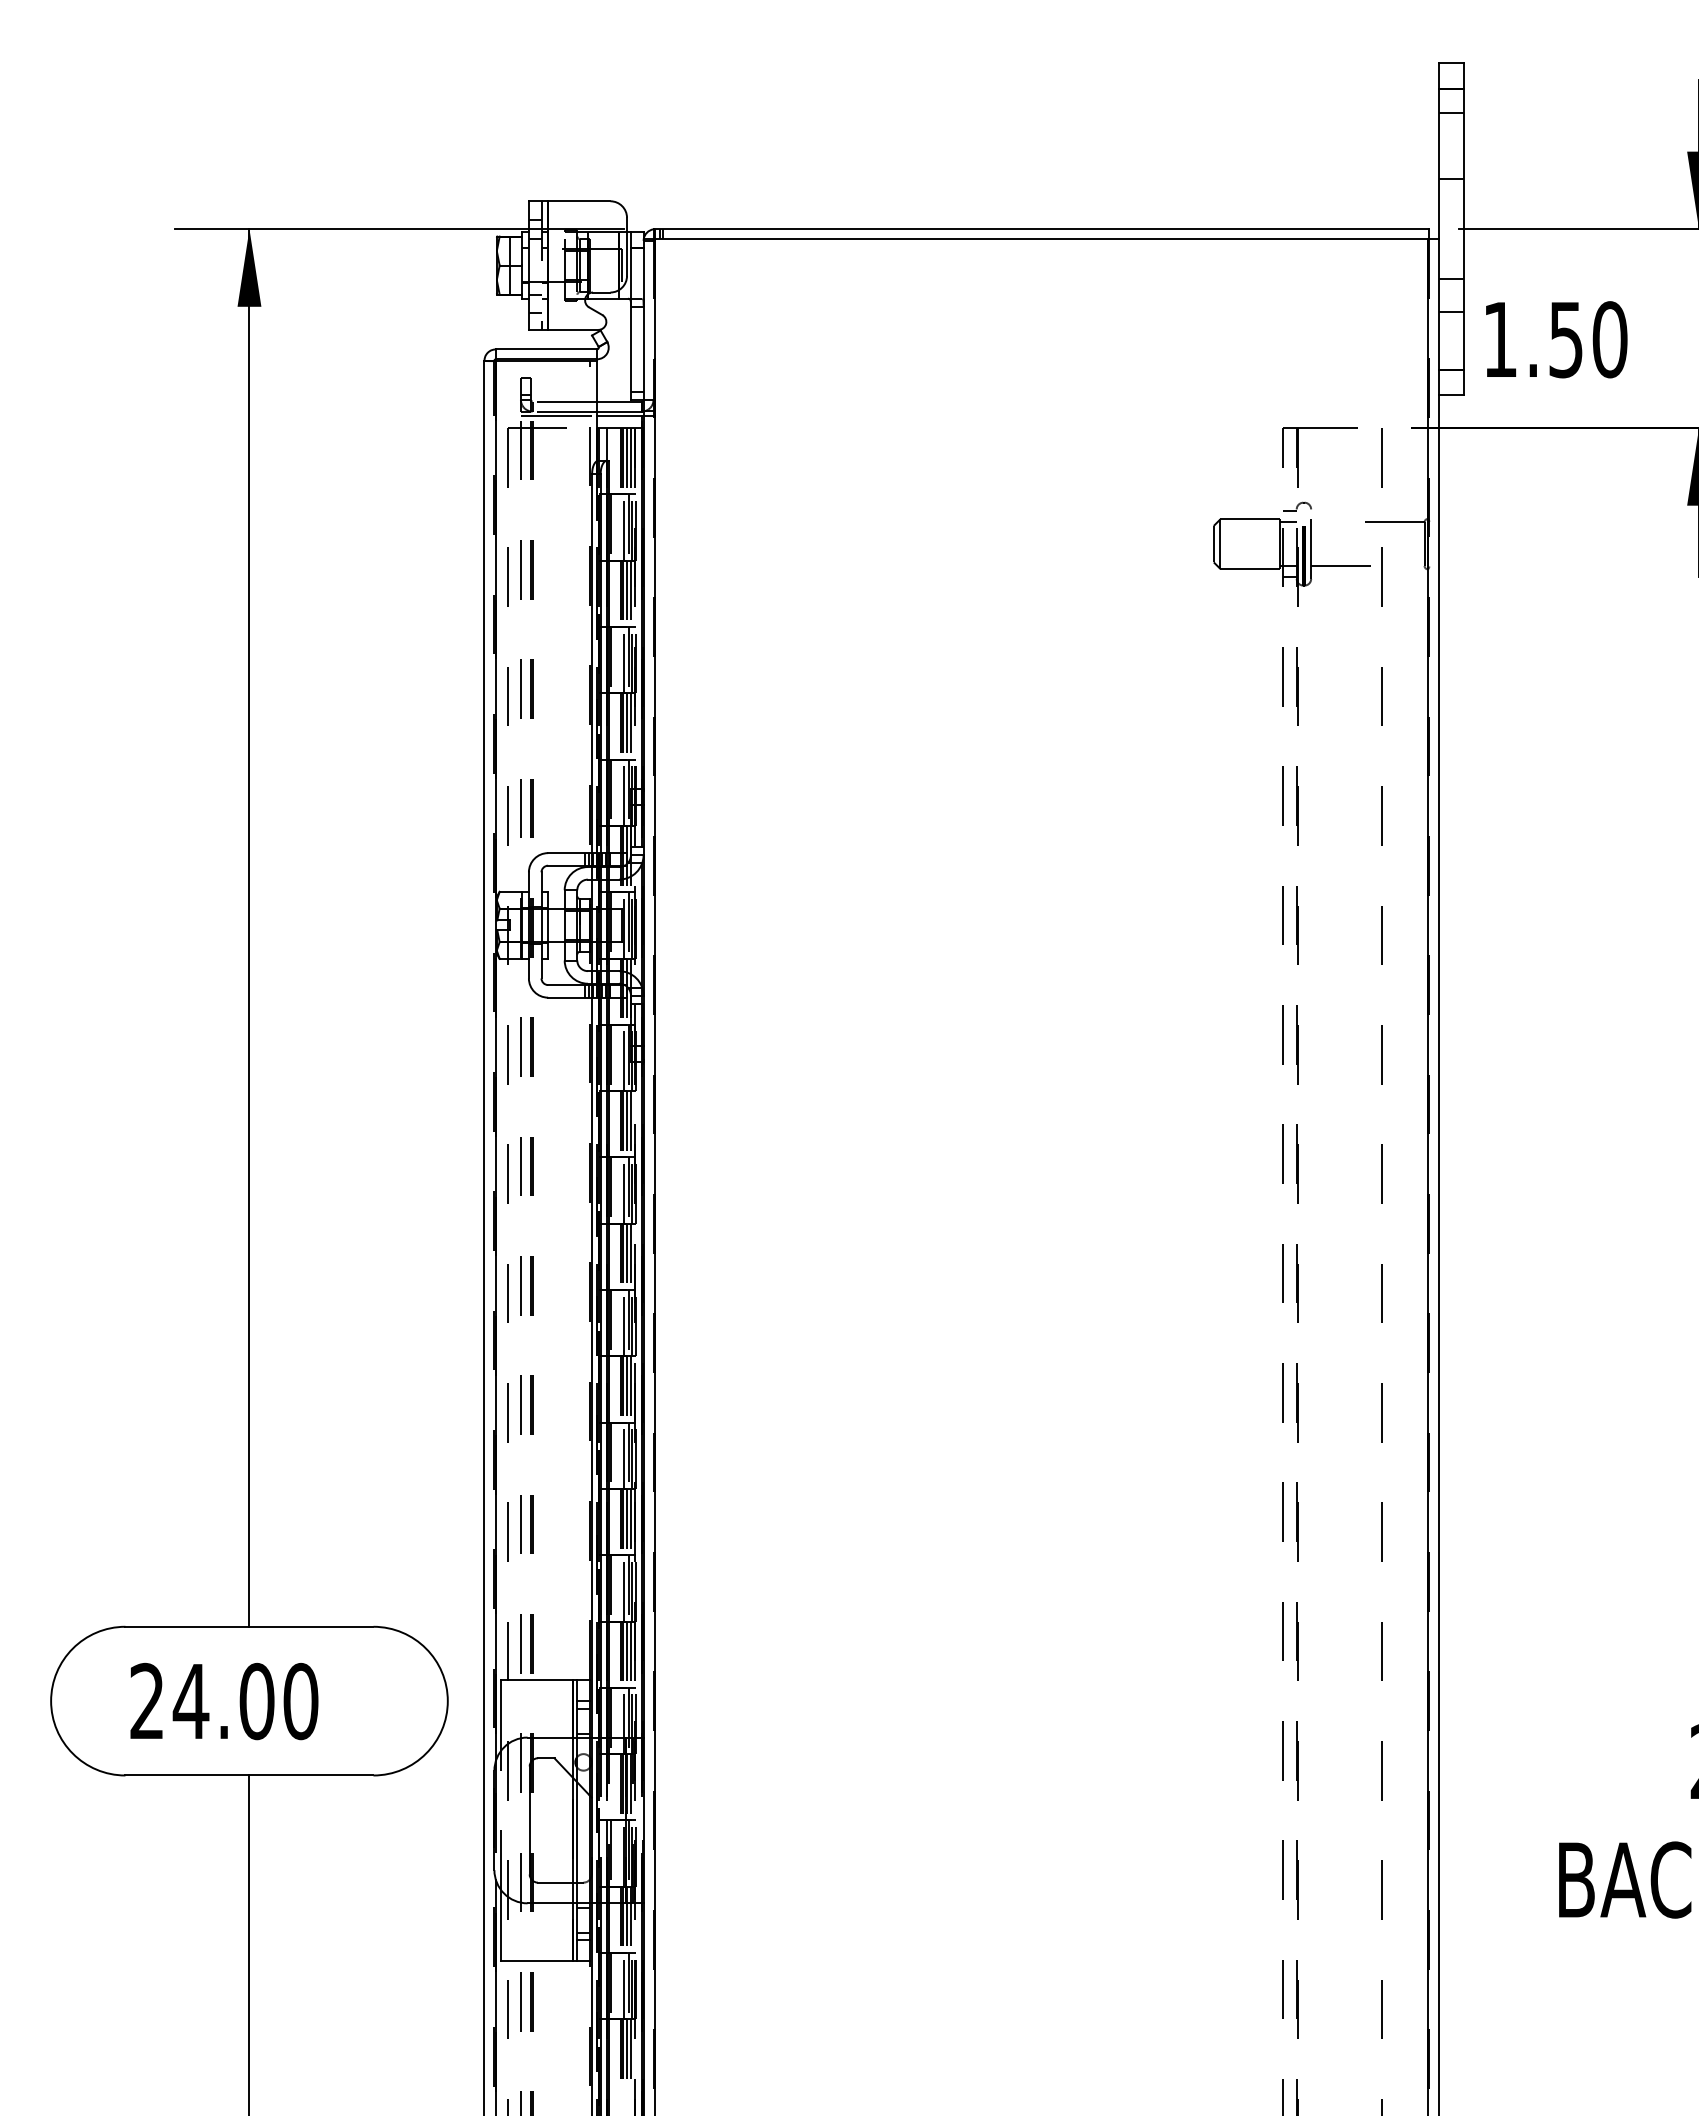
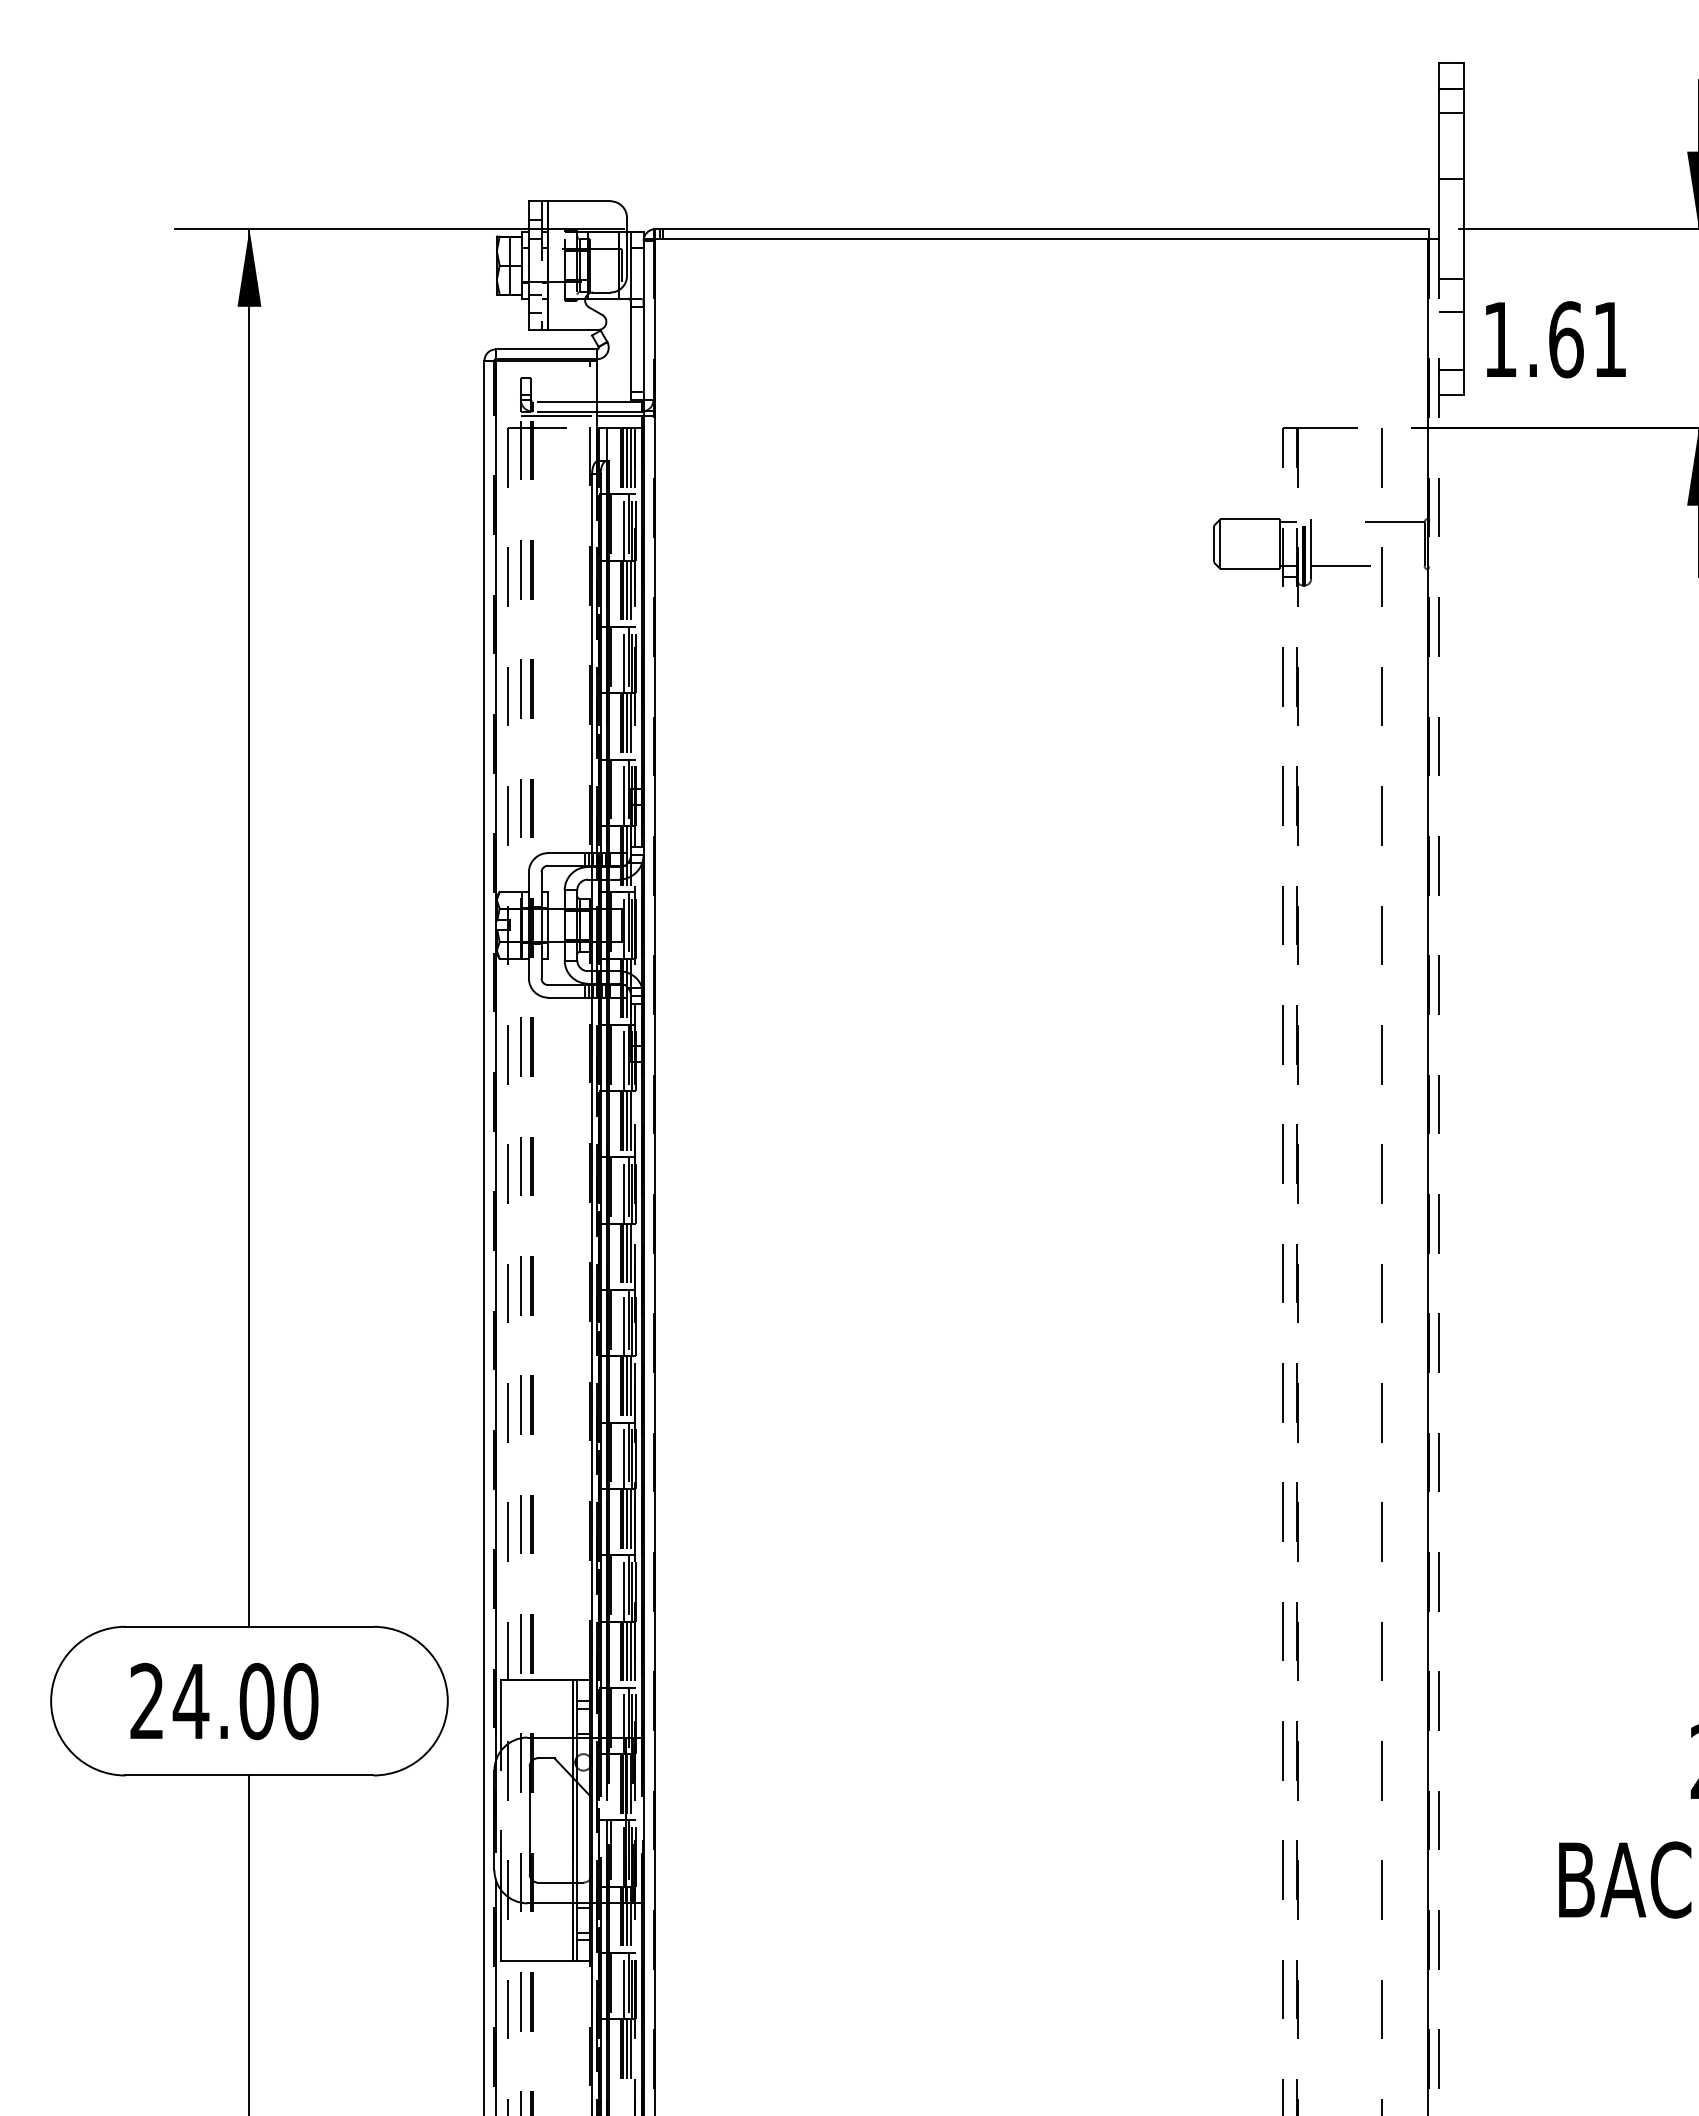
text: 1.50 -> 1.61 (1588, 339)
part: present -> none (1297, 506)
line: solid -> dashed (1439, 1178)
